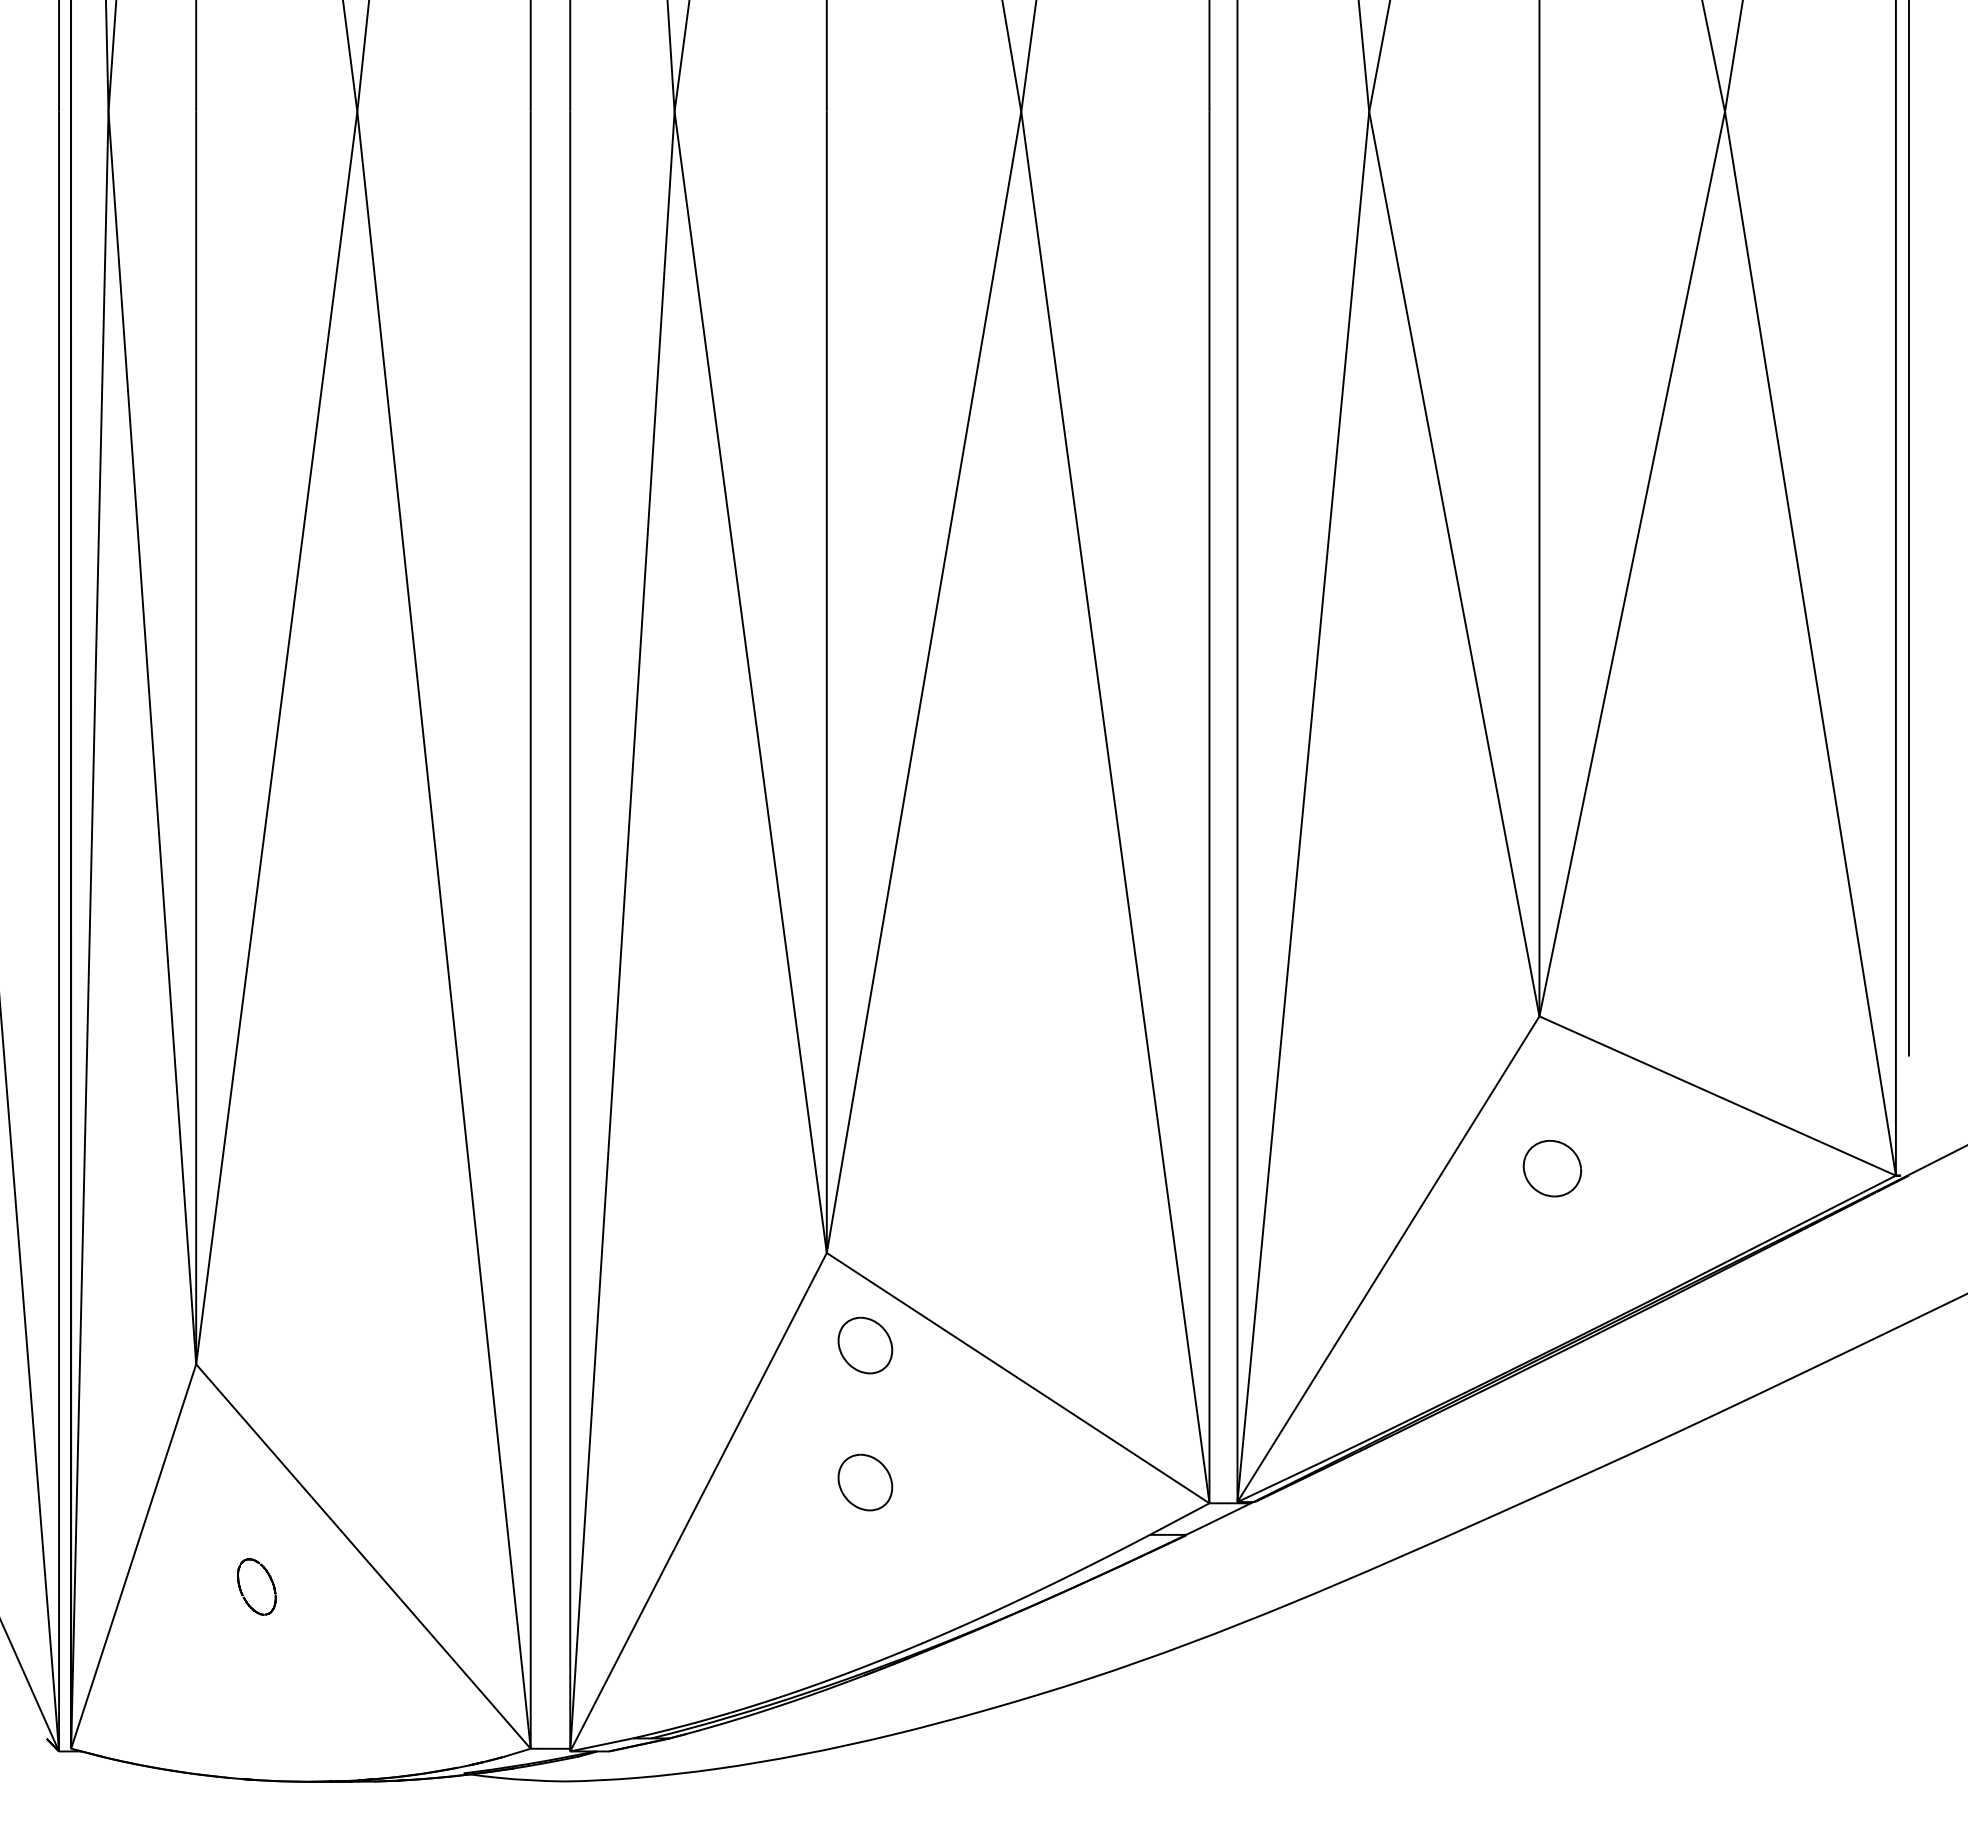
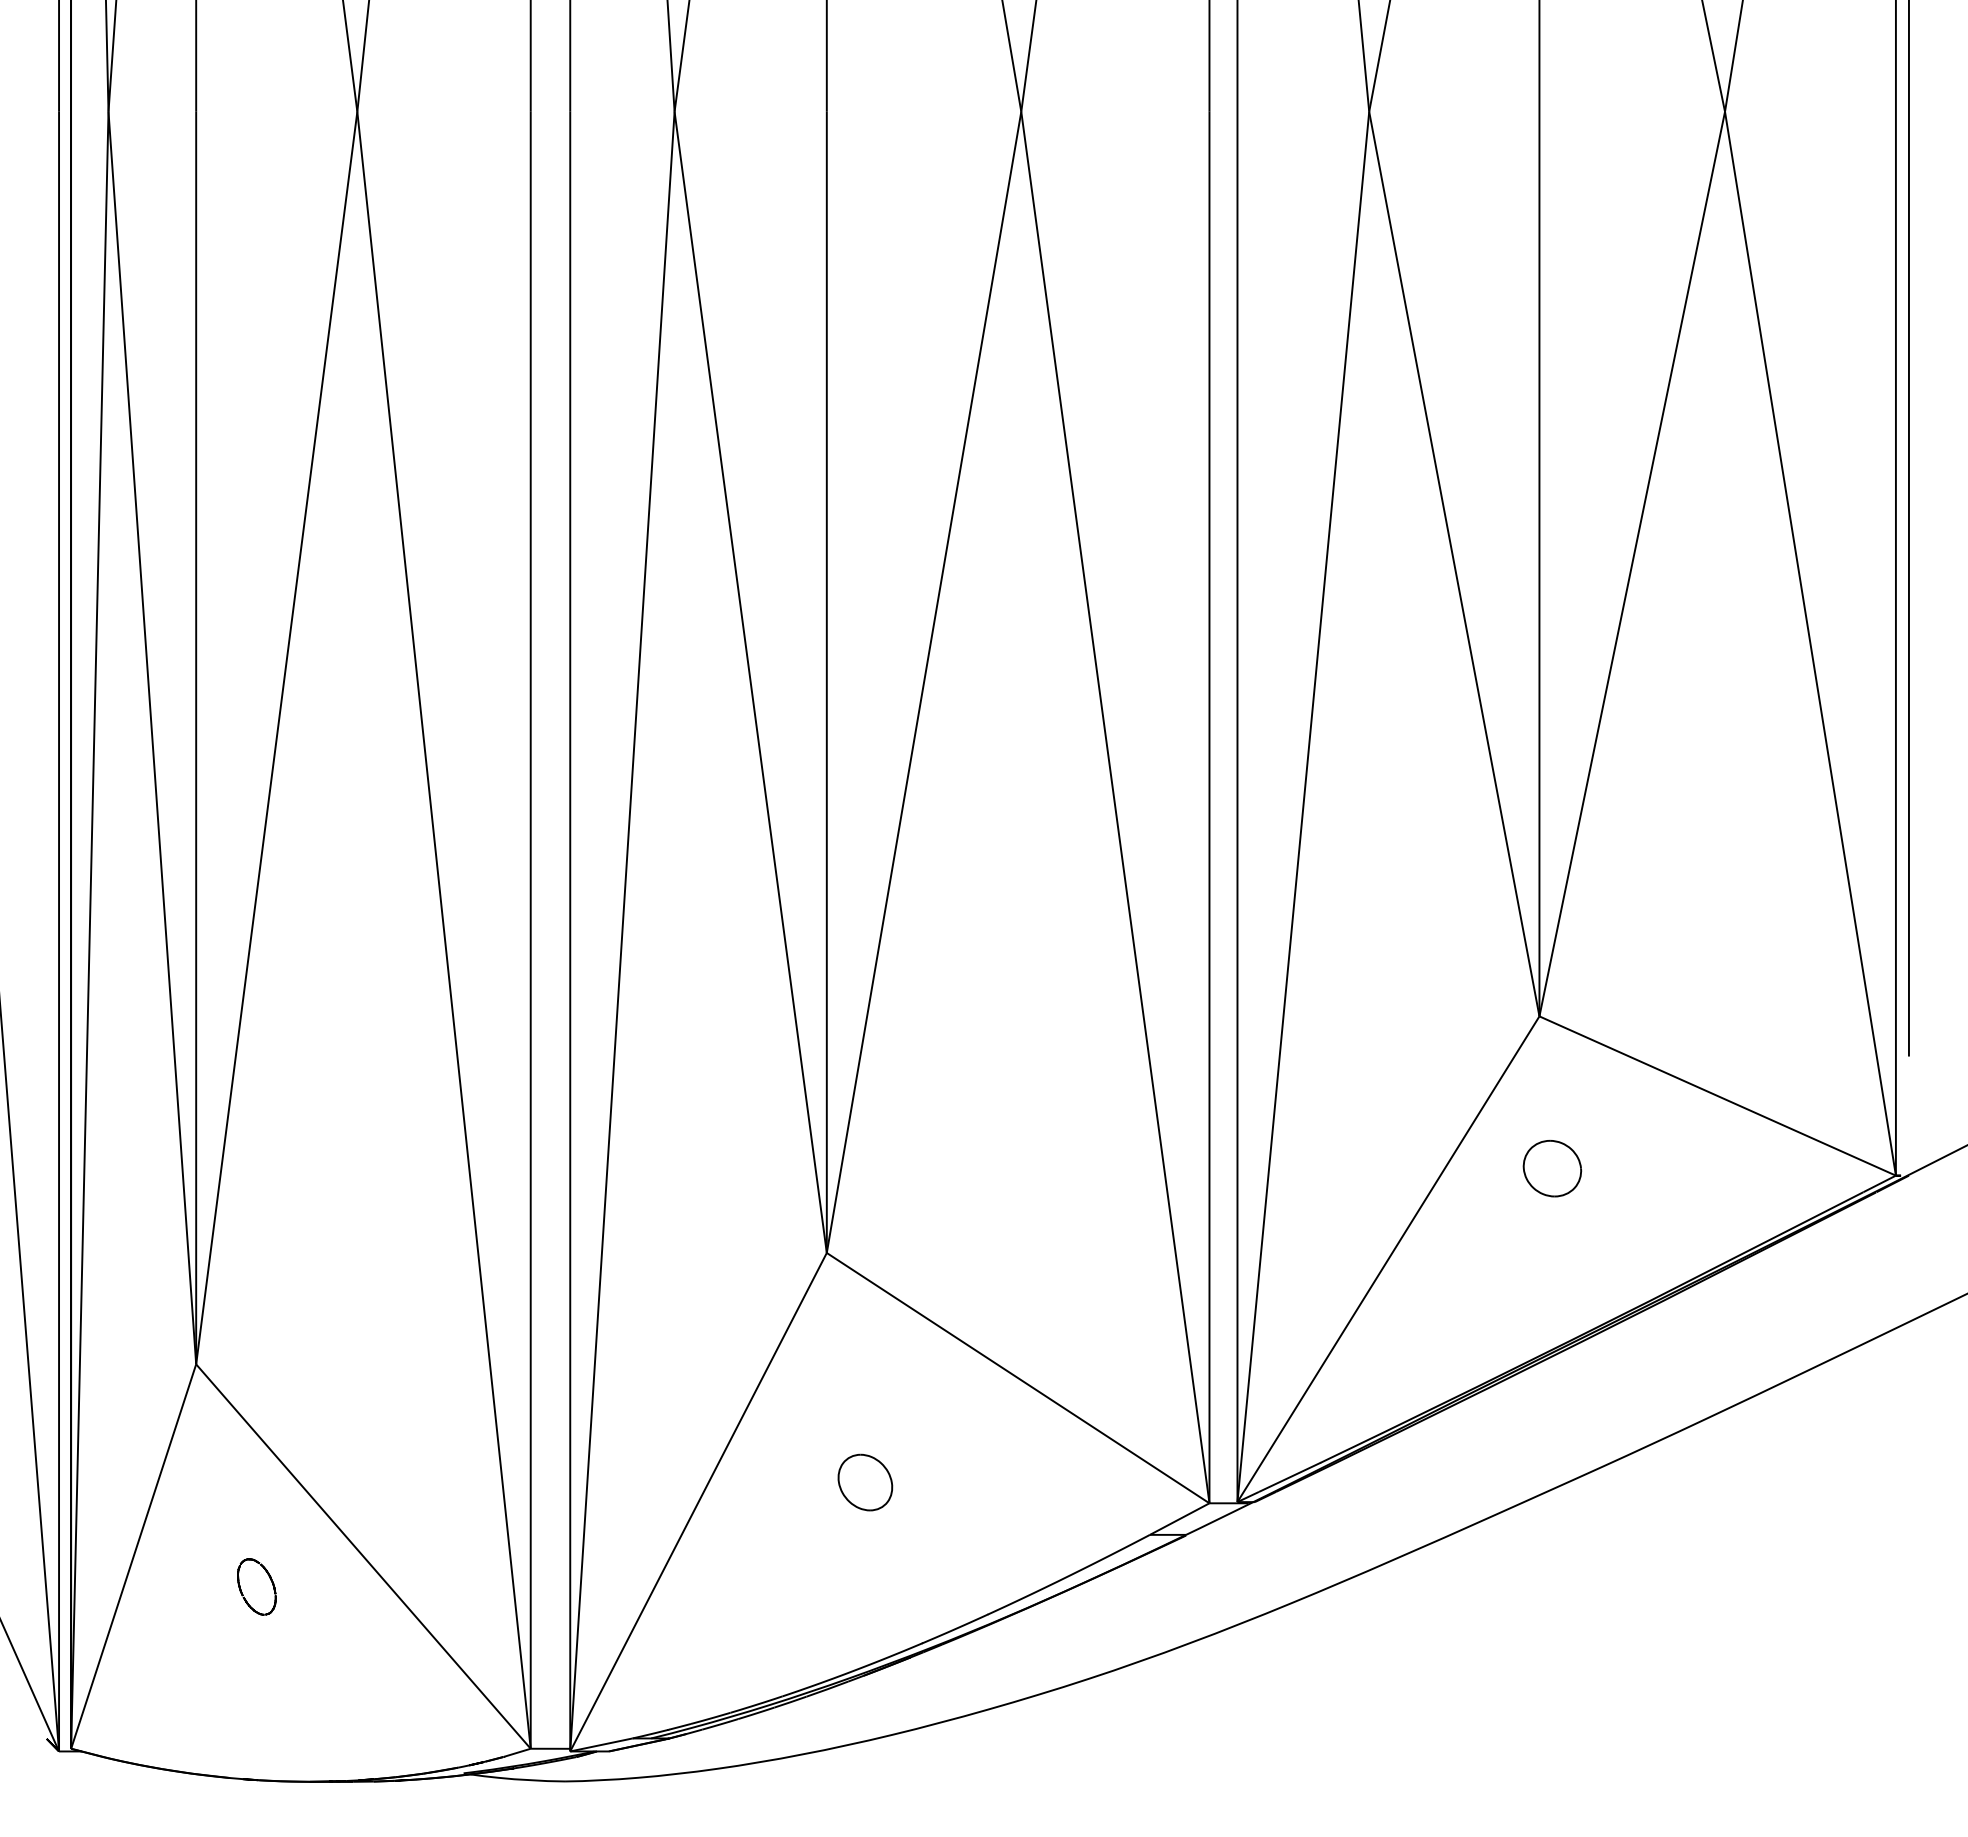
part: present -> none (865, 1345)
